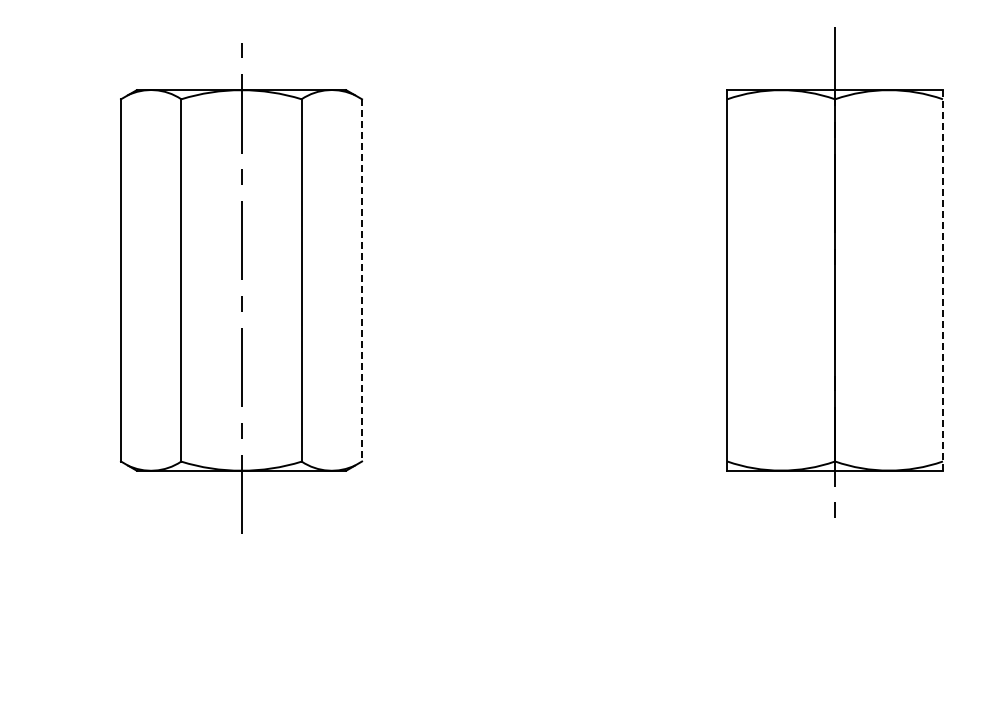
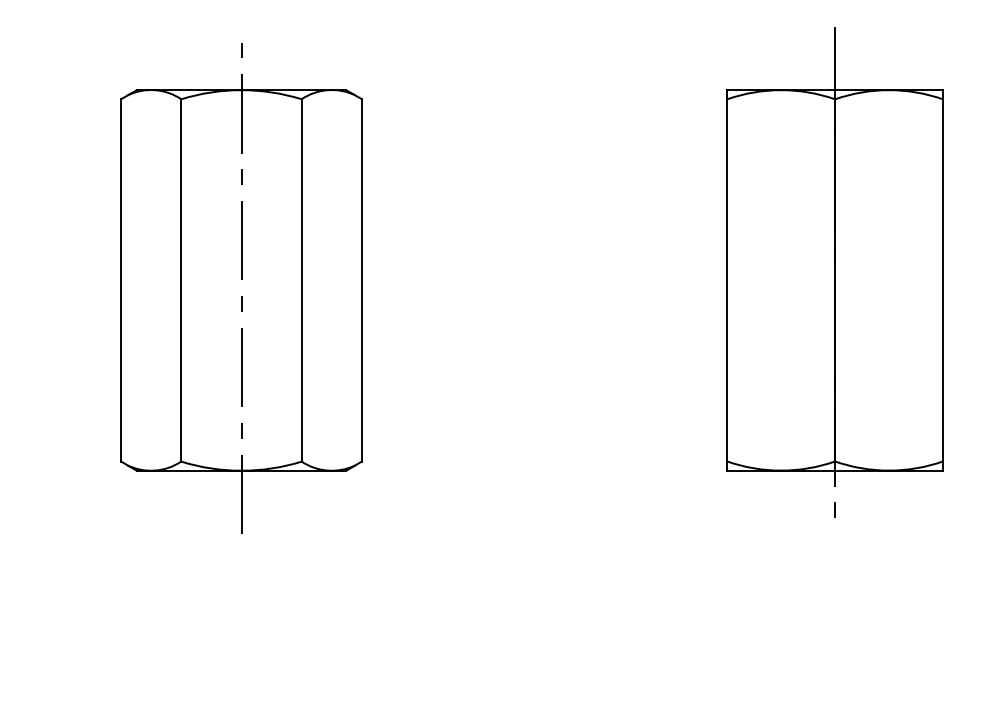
line: dashed -> solid (362, 280)
line: dashed -> solid (942, 280)
